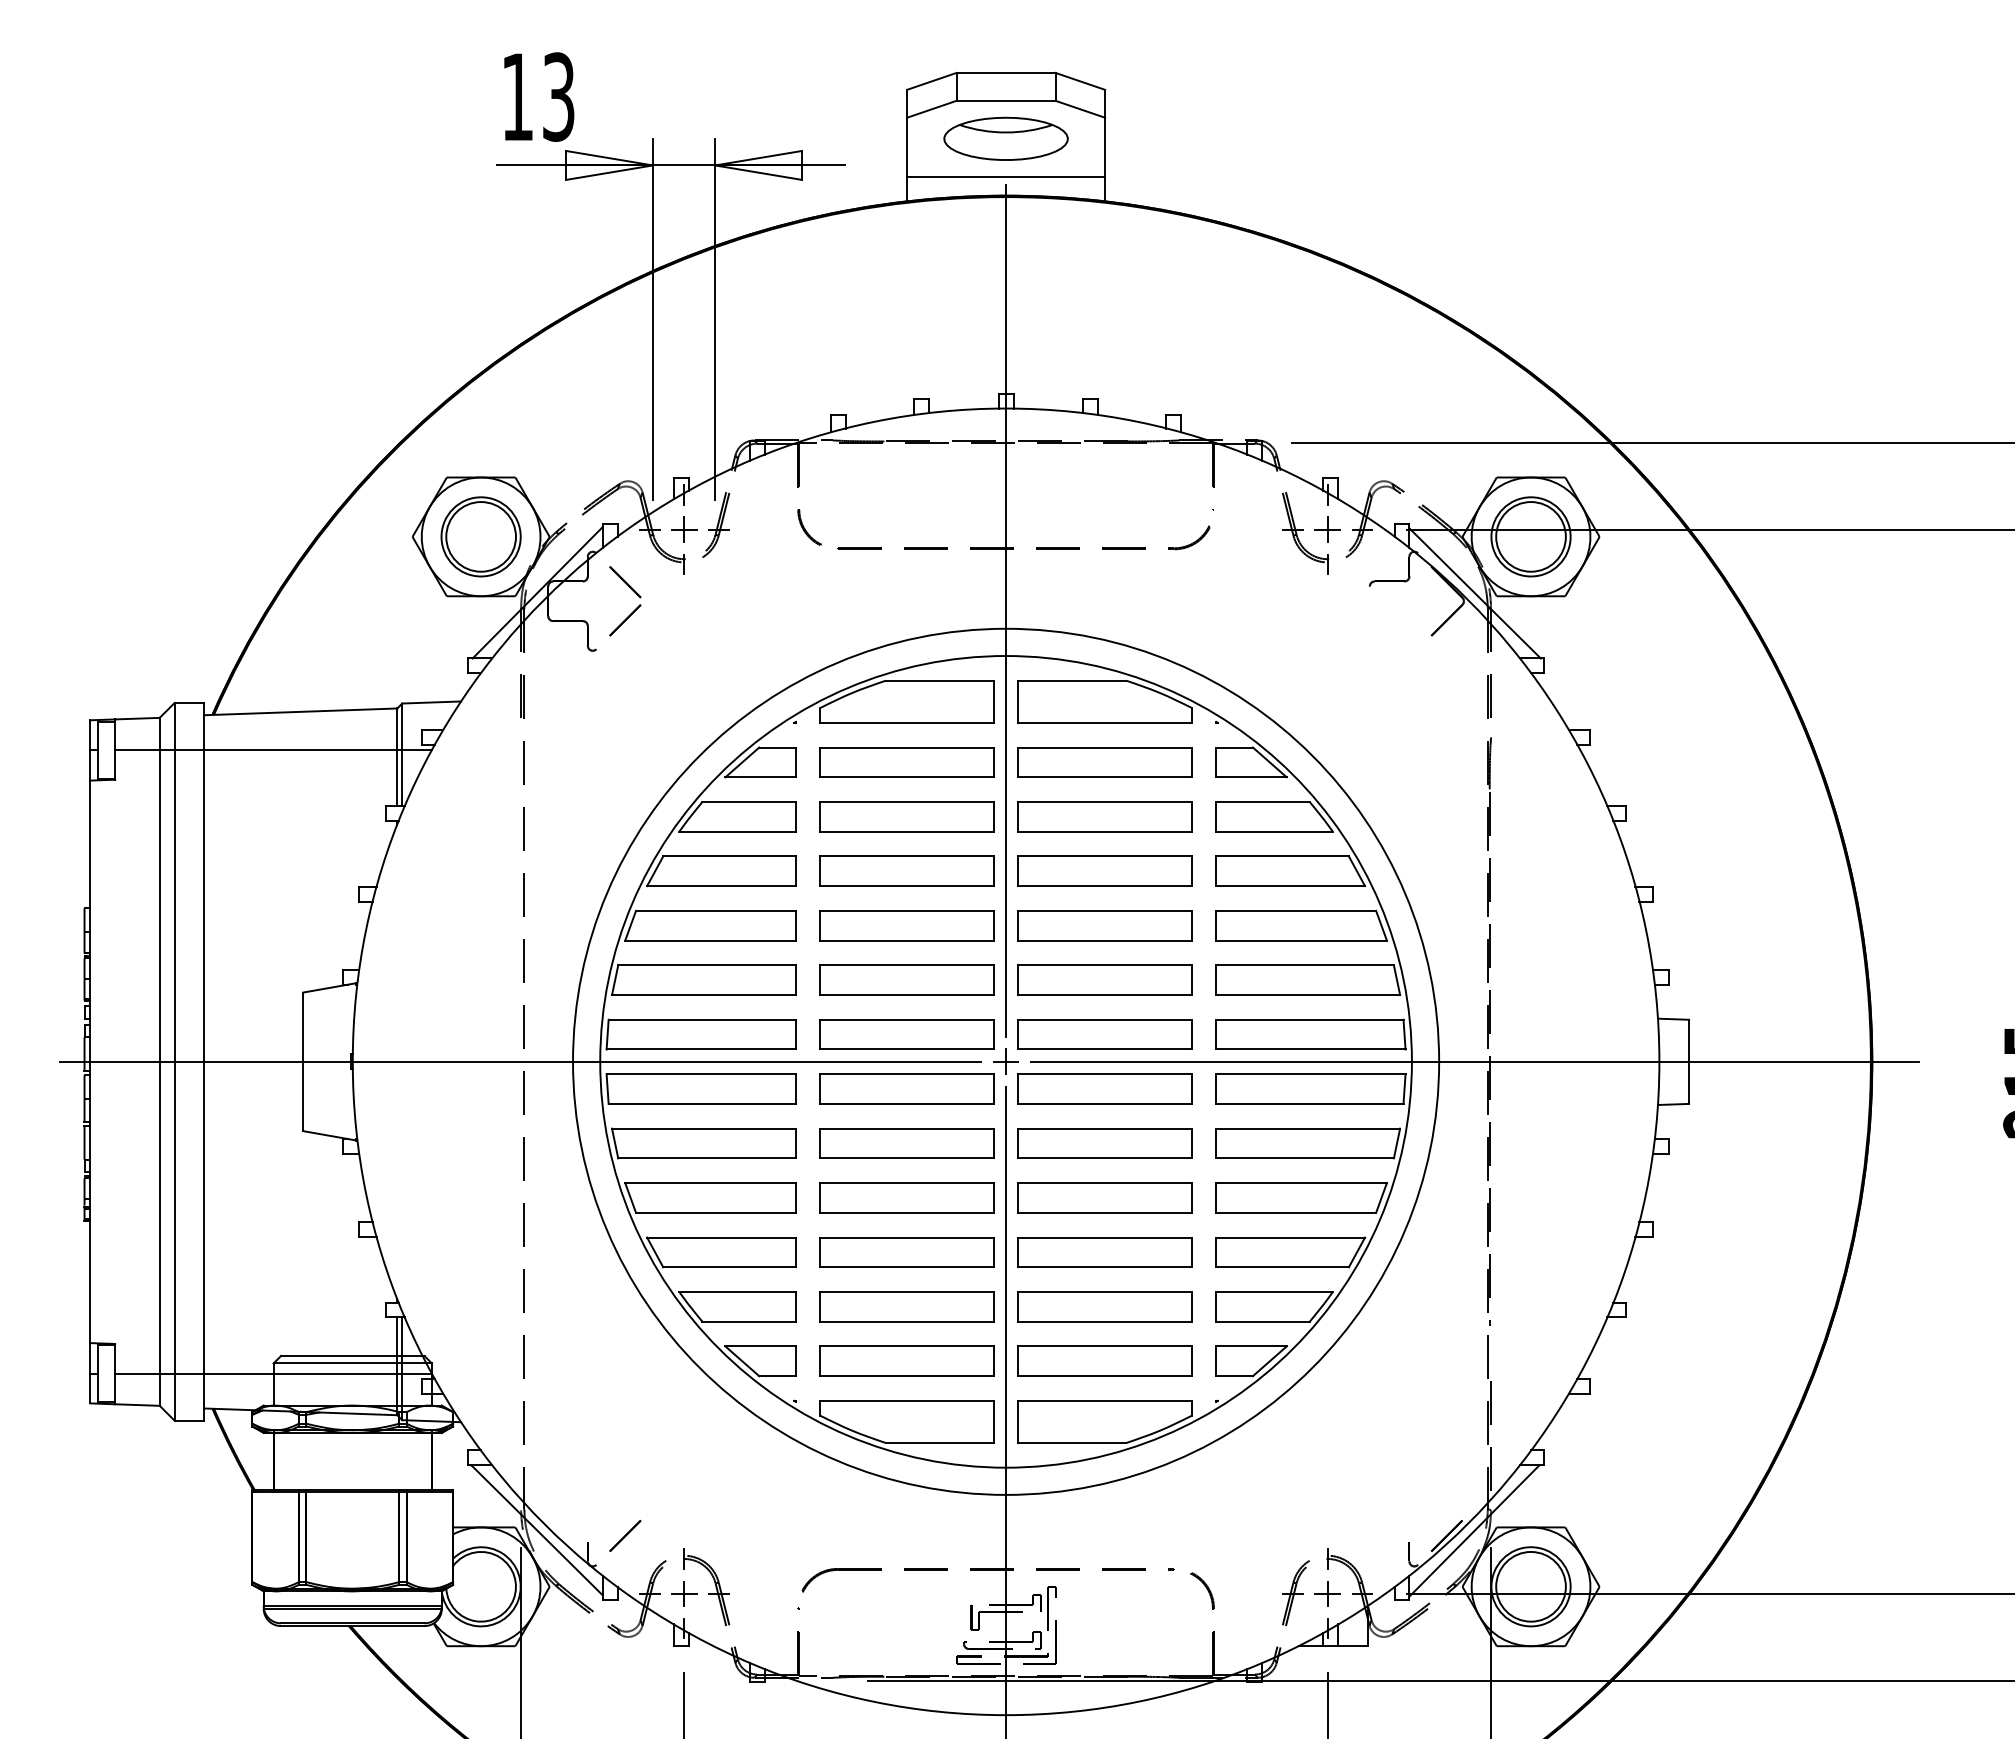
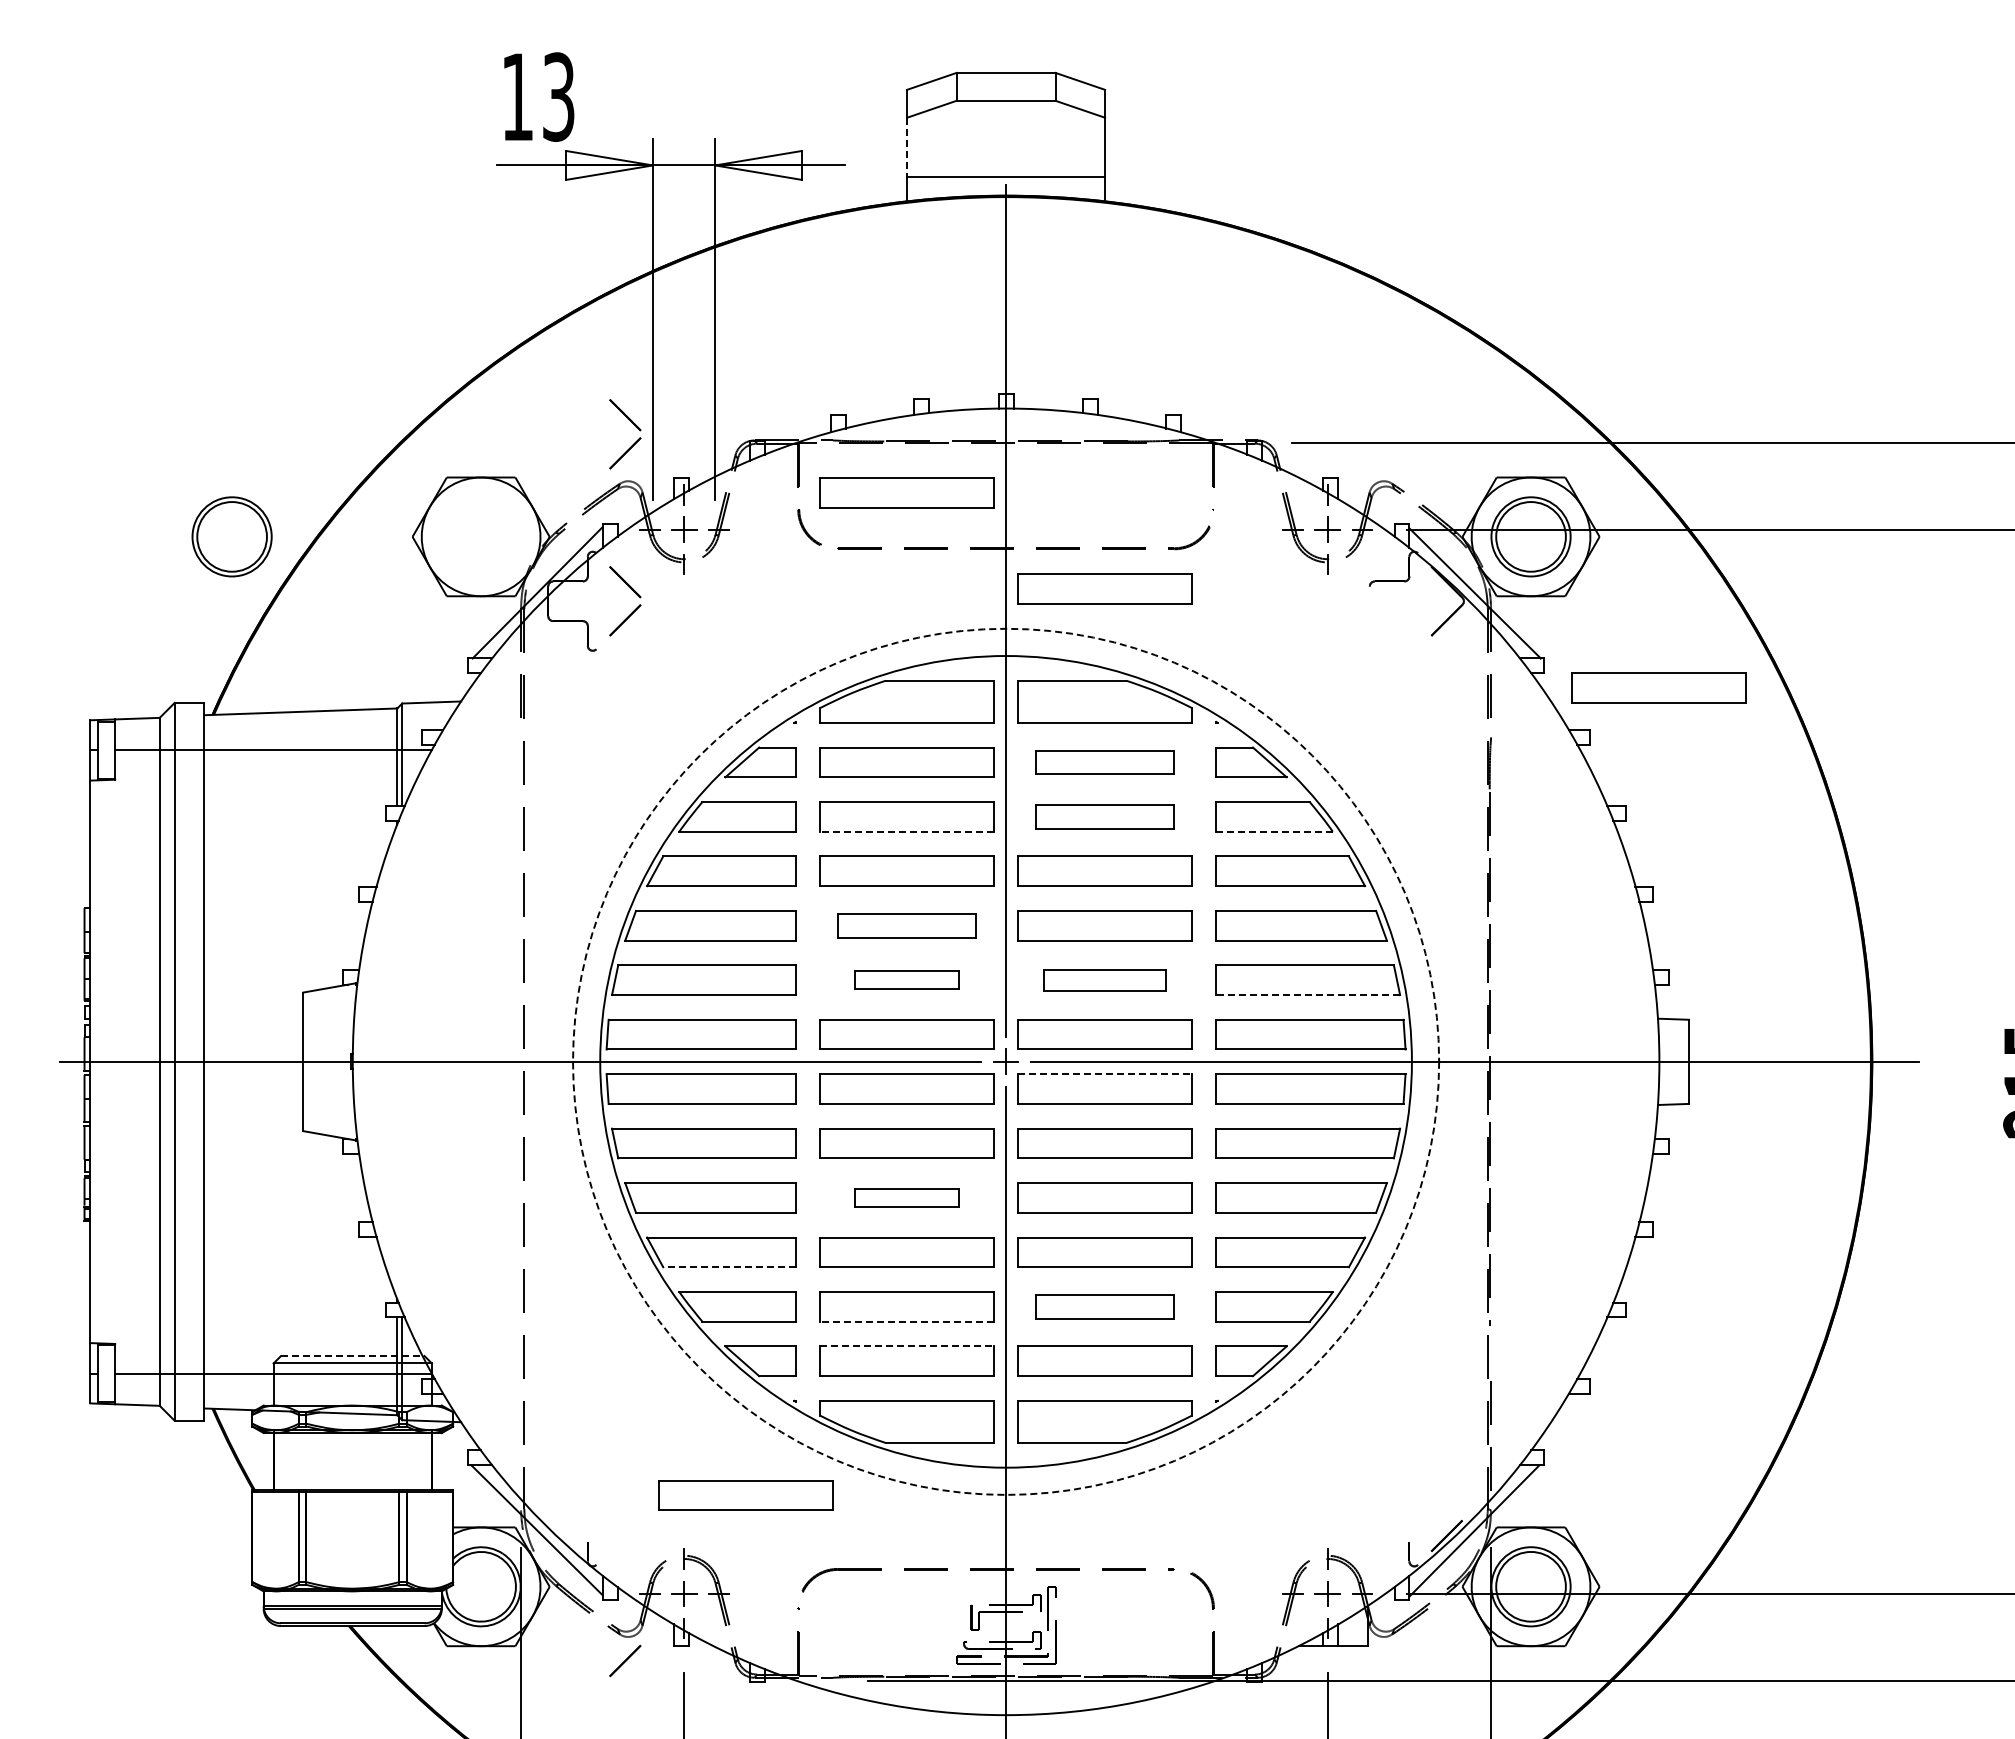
part: present -> none (1005, 138)
line: solid -> dashed (907, 147)
part: none -> present (634, 442)
part: none -> present (906, 492)
part position: (480, 536) -> (231, 536) (231, 536)
part: none -> present (1104, 588)
part: none -> present (1658, 687)
part size: 176x31 px -> 140x25 px (1104, 762)
part size: 176x32 px -> 140x26 px (1104, 816)
line: solid -> dashed (907, 831)
line: solid -> dashed (1274, 831)
part size: 176x32 px -> 140x26 px (906, 925)
part size: 176x32 px -> 106x20 px (906, 979)
part size: 176x32 px -> 124x23 px (1104, 980)
line: solid -> dashed (1308, 995)
circle: solid -> dashed (1006, 1061)
line: solid -> dashed (1105, 1074)
part size: 176x32 px -> 106x20 px (906, 1197)
line: solid -> dashed (728, 1267)
part size: 176x32 px -> 140x26 px (1104, 1306)
line: solid -> dashed (907, 1321)
line: solid -> dashed (907, 1346)
line: solid -> dashed (352, 1356)
part: none -> present (745, 1495)
line position: (625, 1535) -> (625, 1660) (625, 1660)
